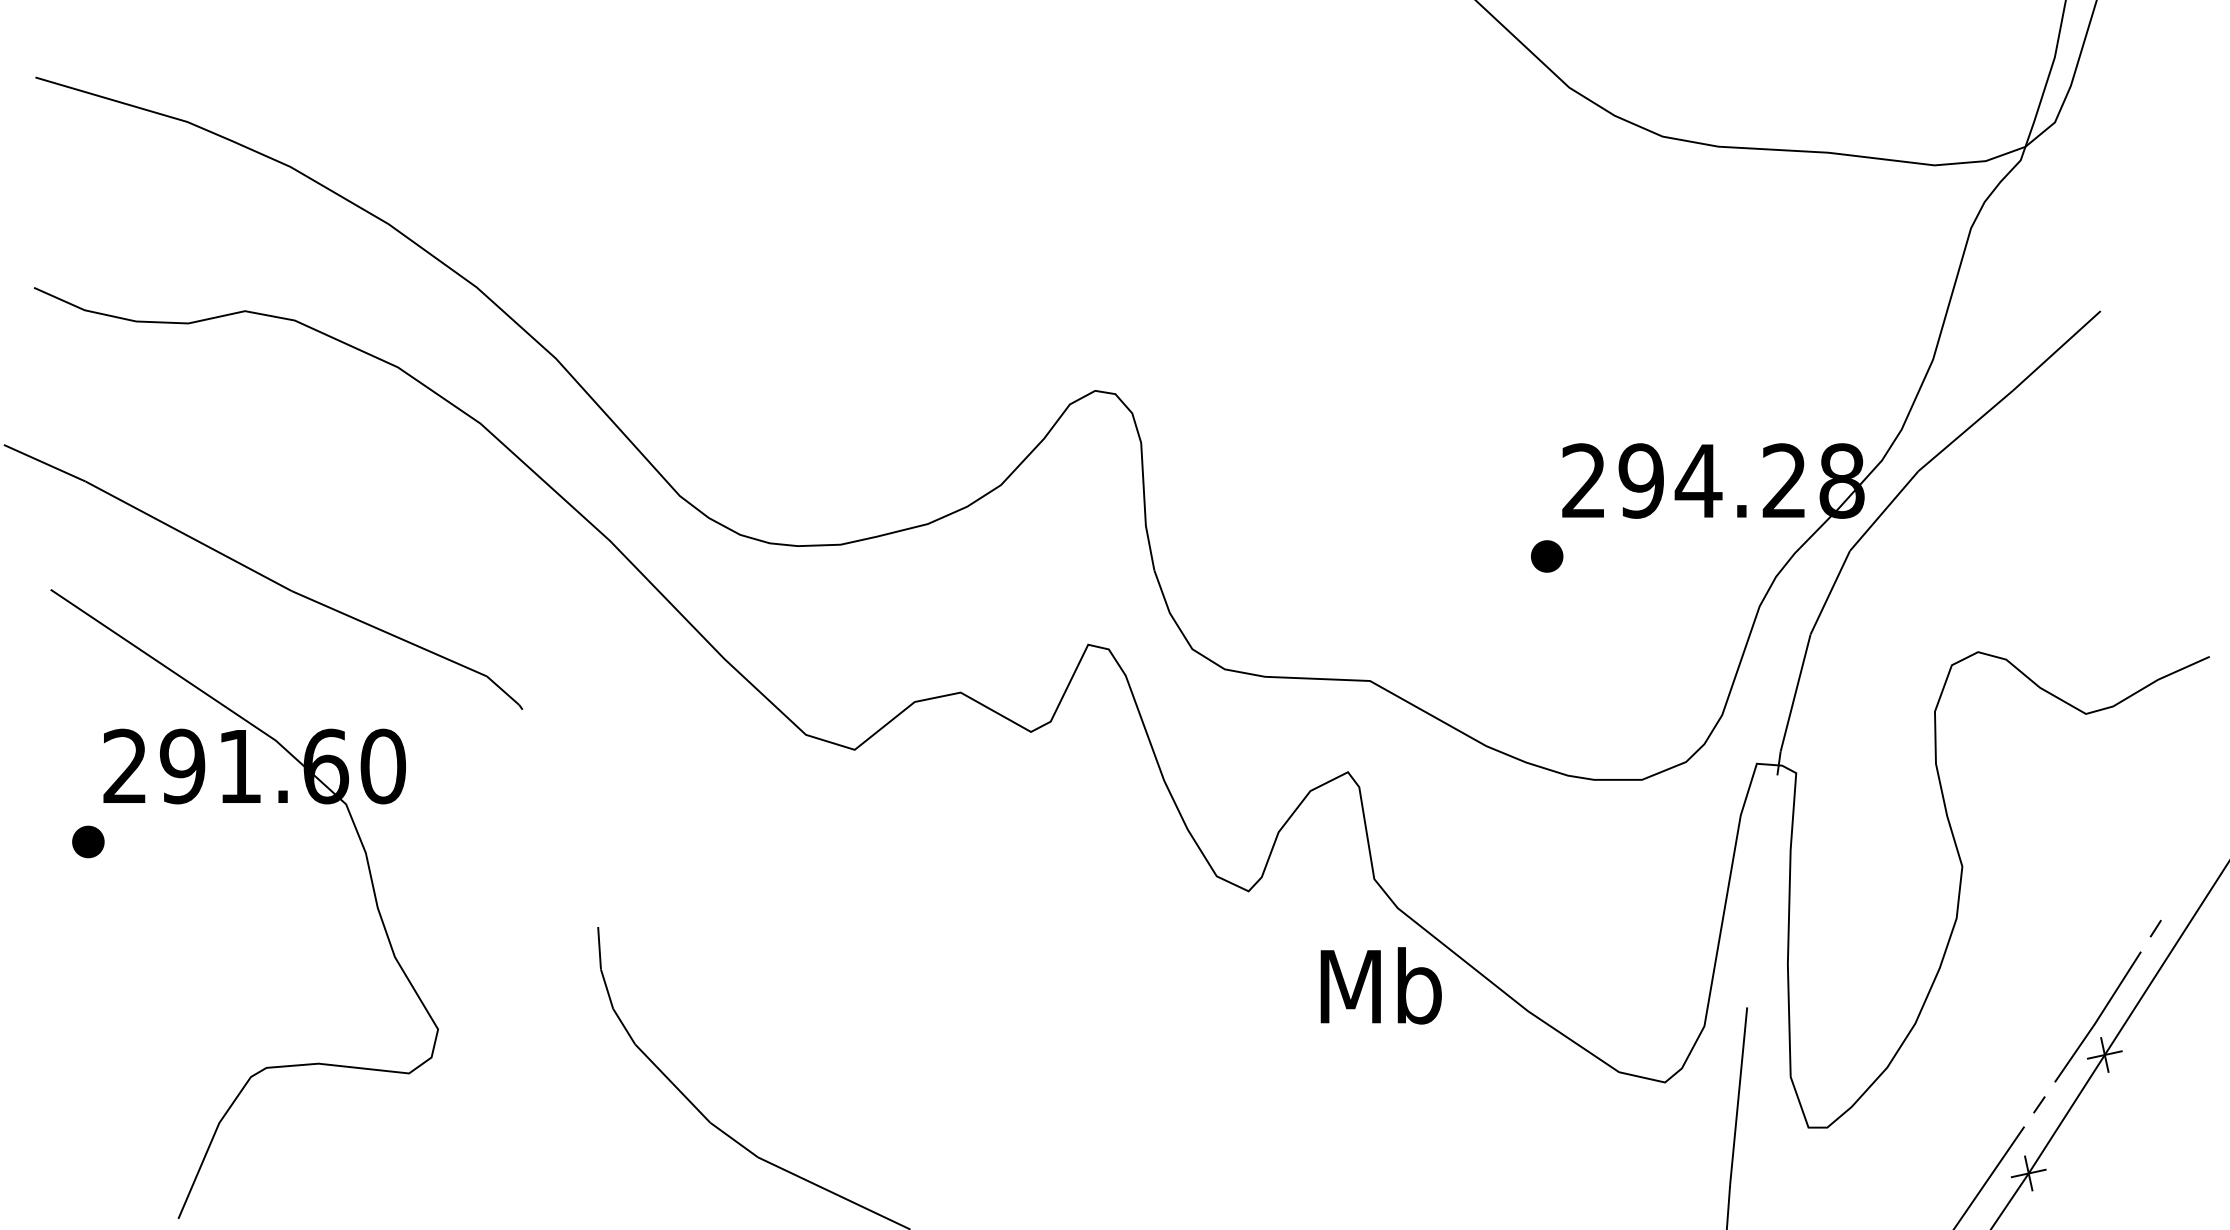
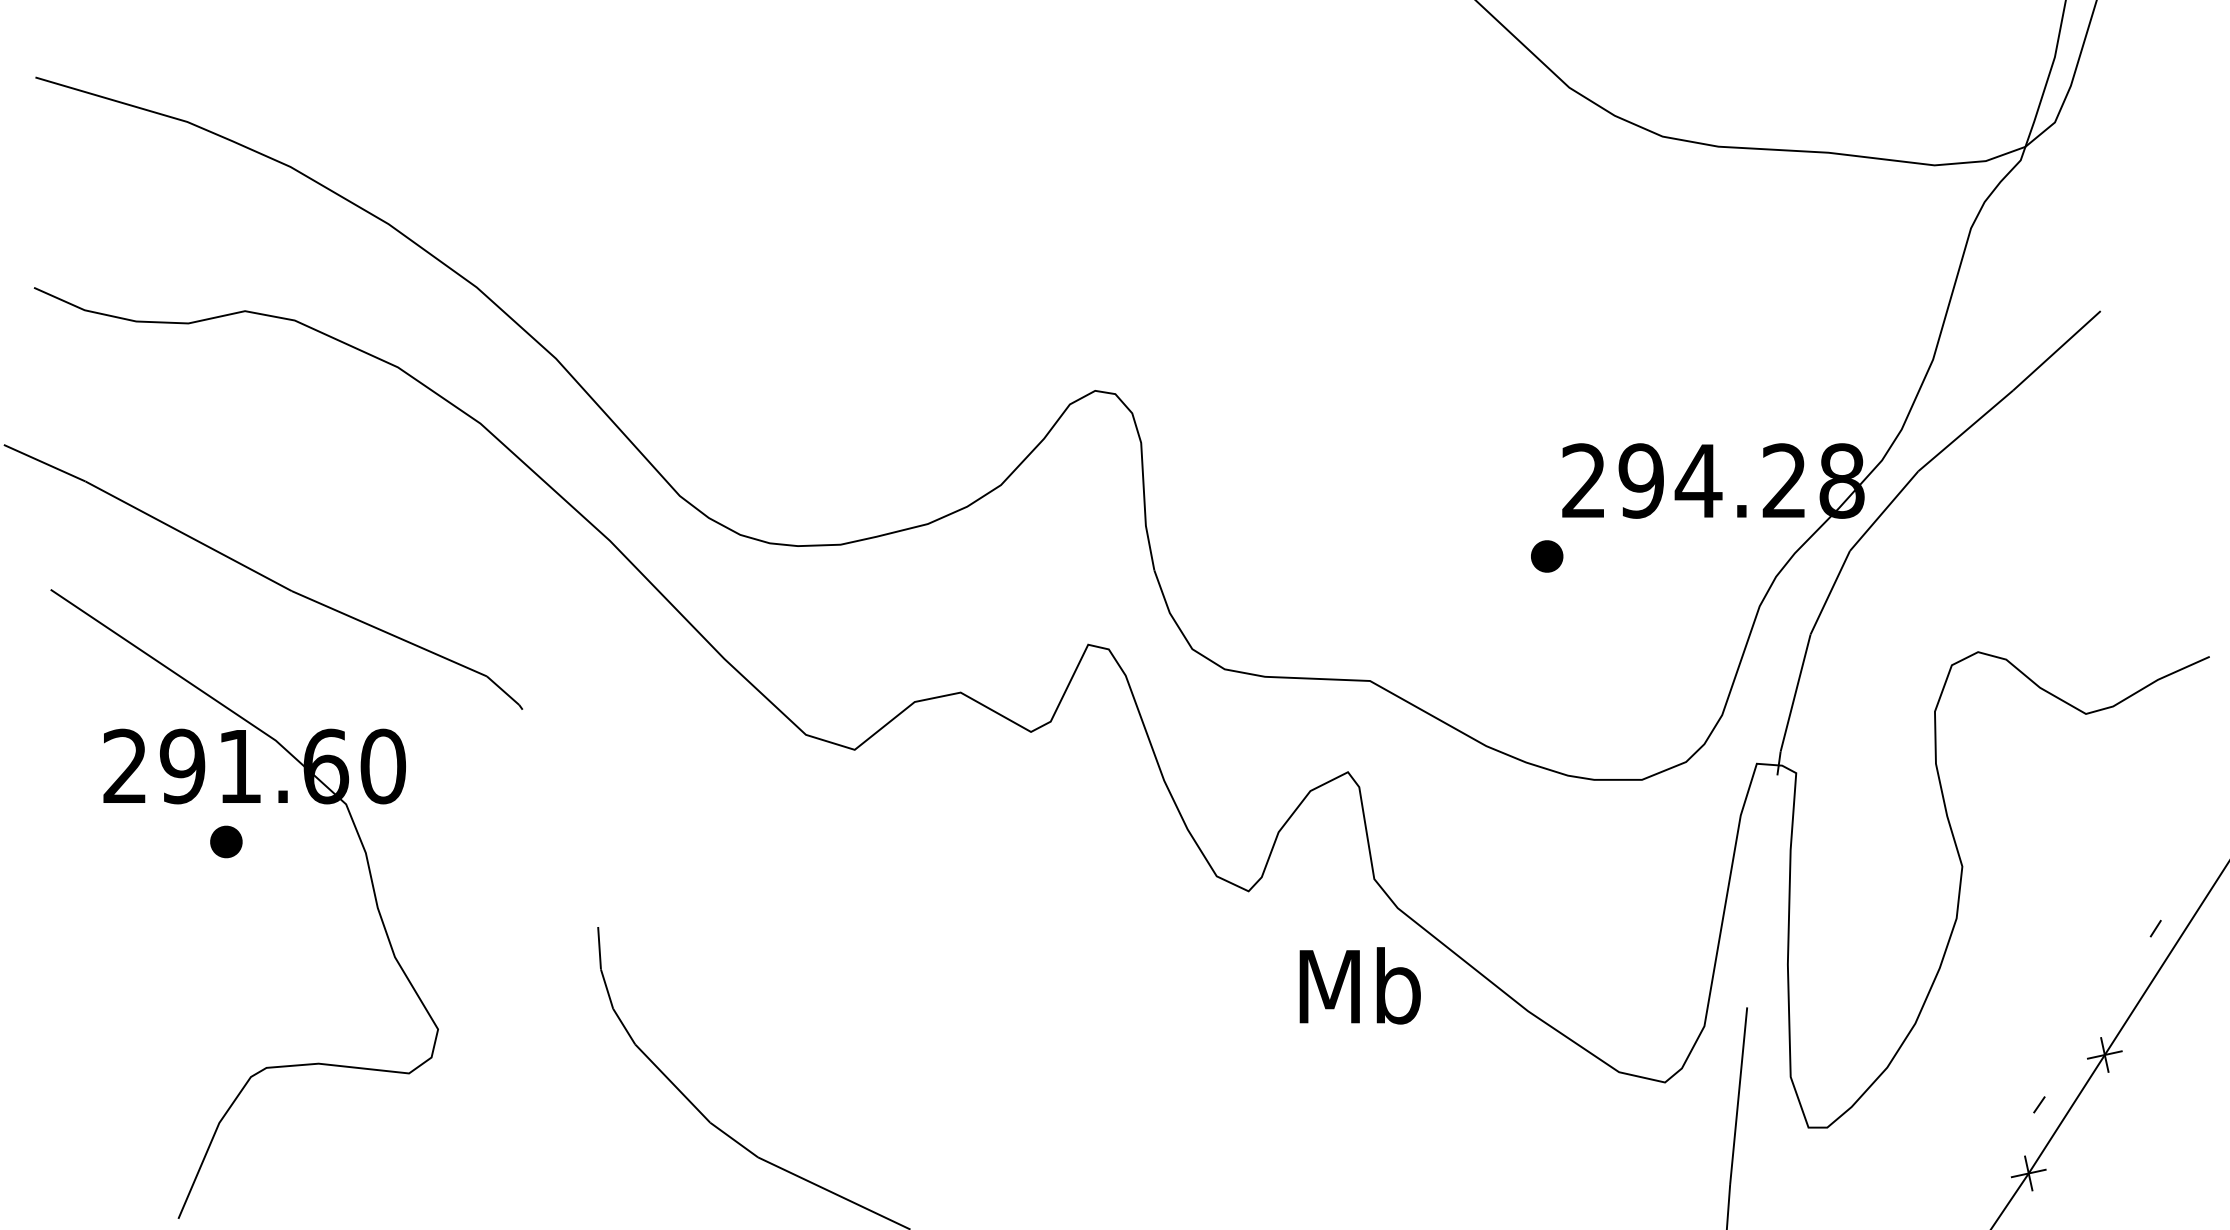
part position: (88, 841) -> (226, 841) (226, 841)
text position: (1380, 985) -> (1359, 985) (1359, 985)
line: present -> none (2098, 1016)
line: present -> none (1989, 1176)
